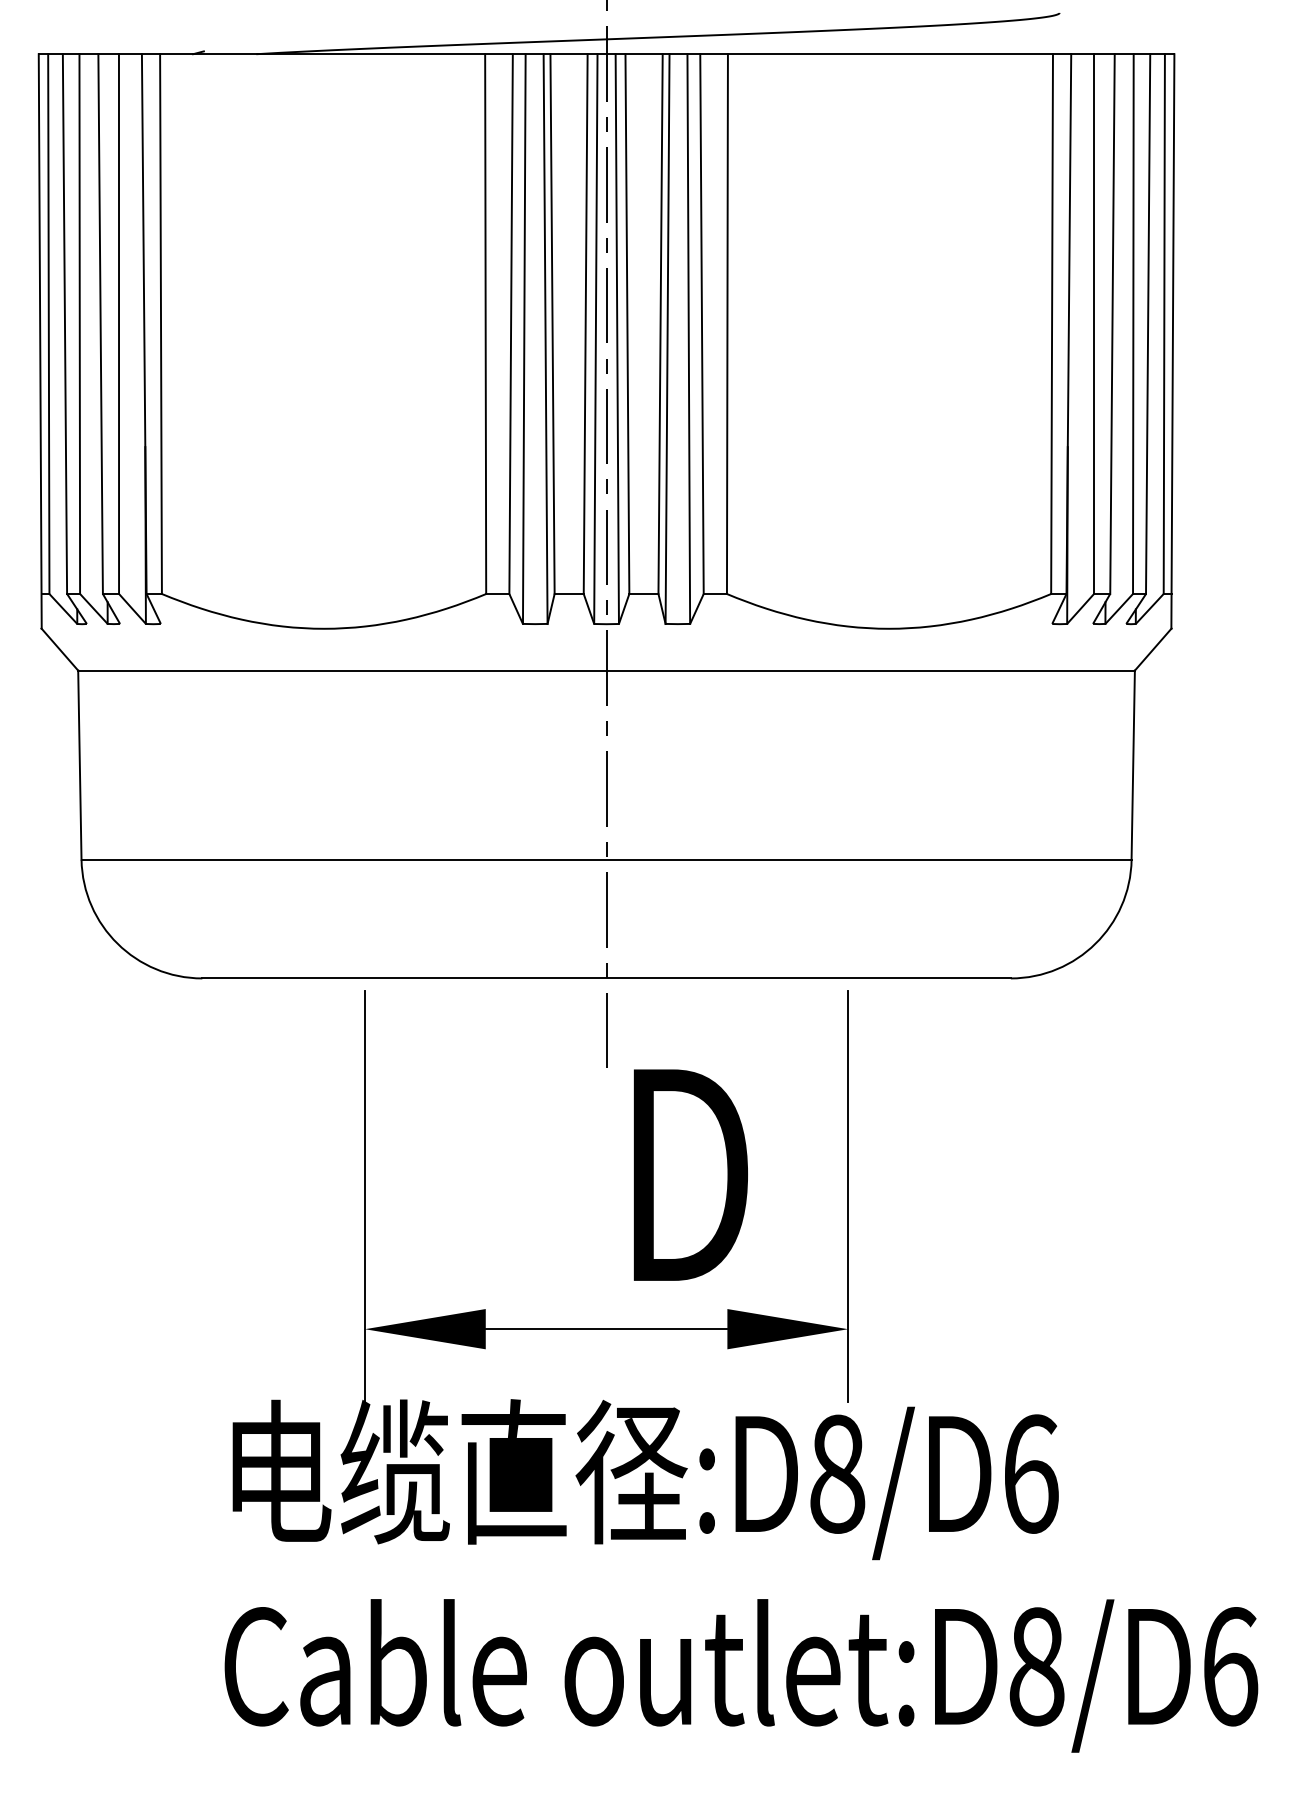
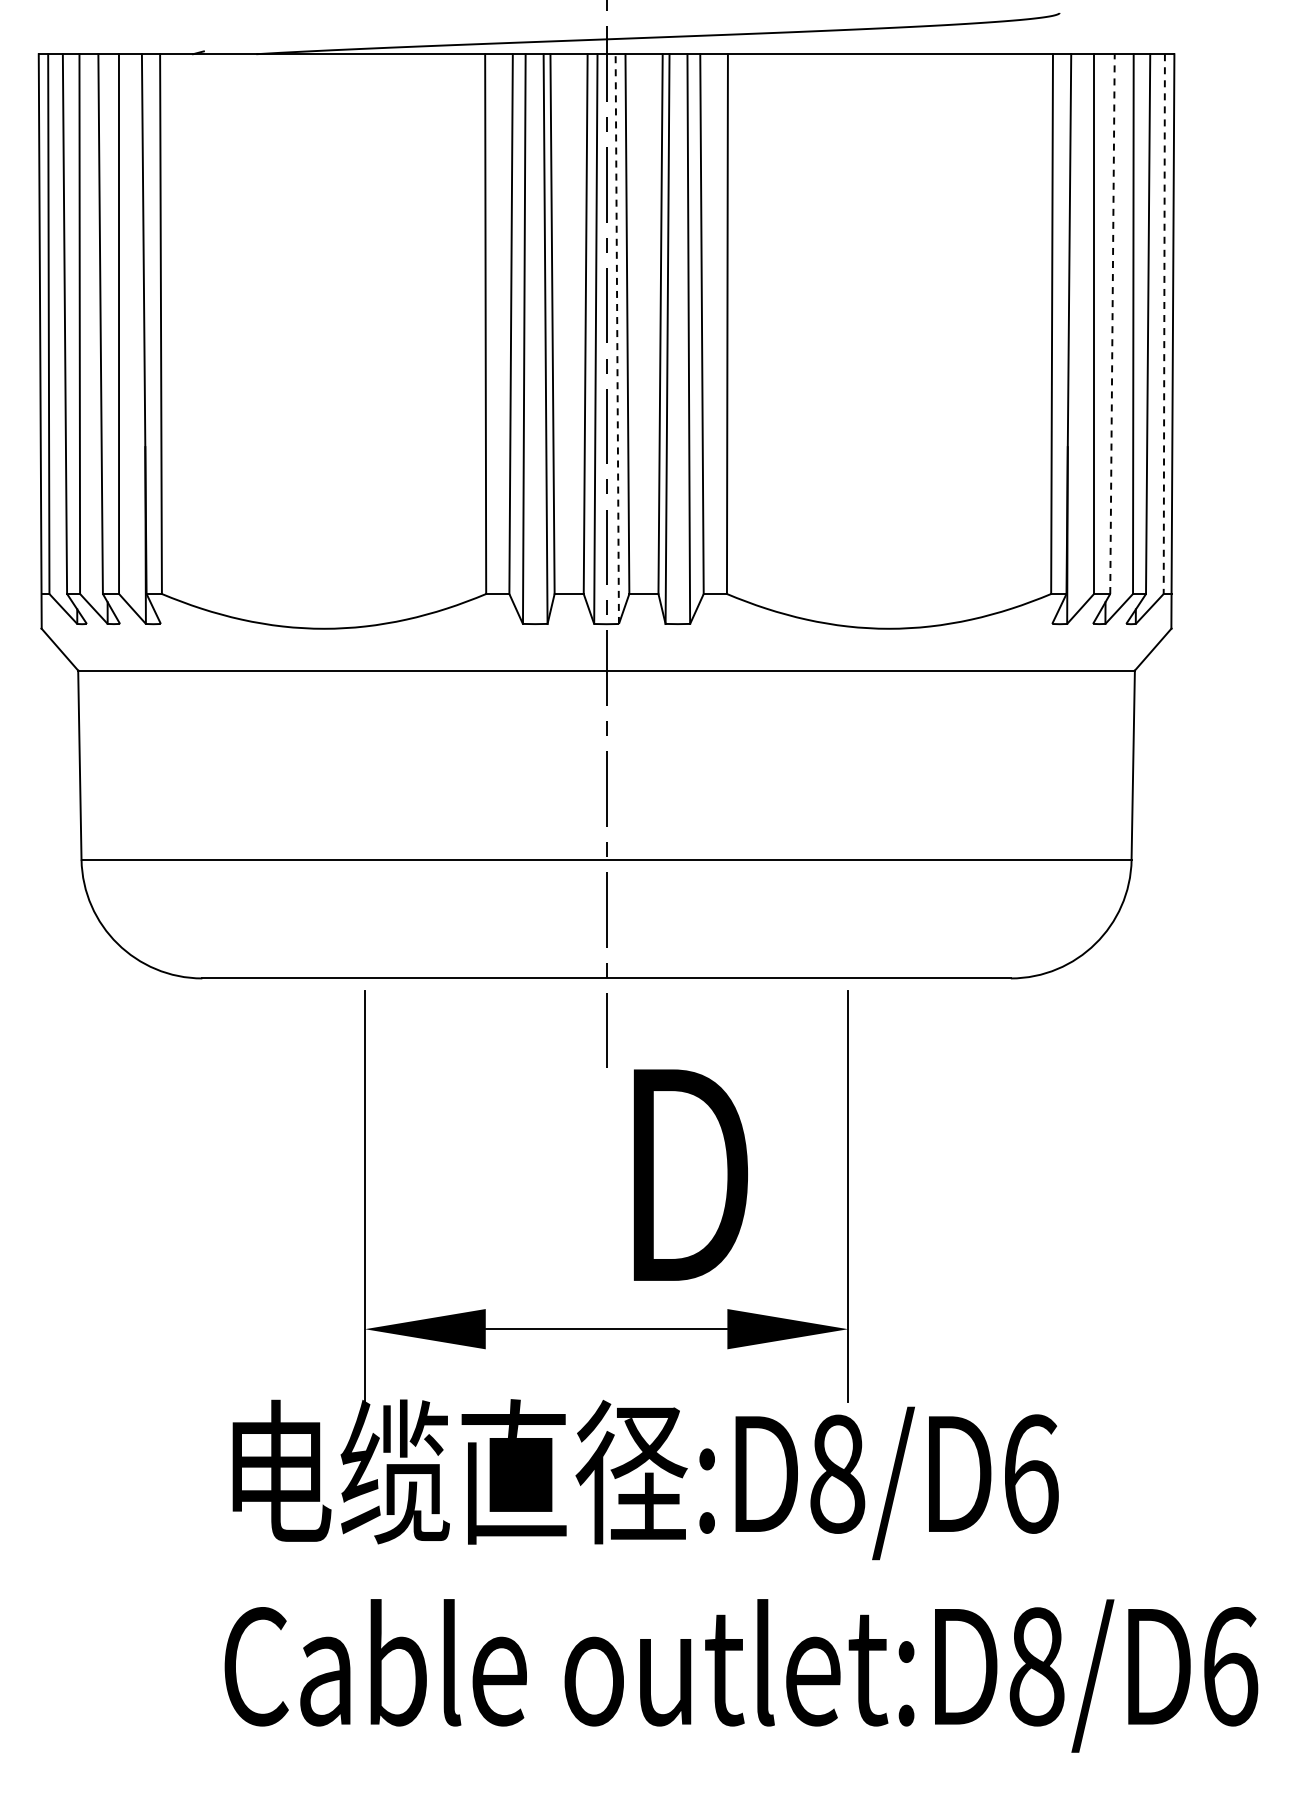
line: solid -> dashed (1112, 324)
line: solid -> dashed (1164, 324)
line: solid -> dashed (617, 339)
